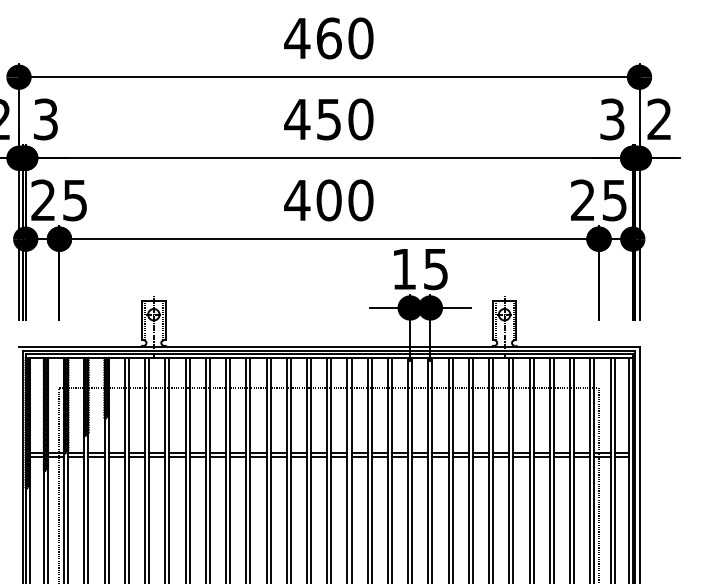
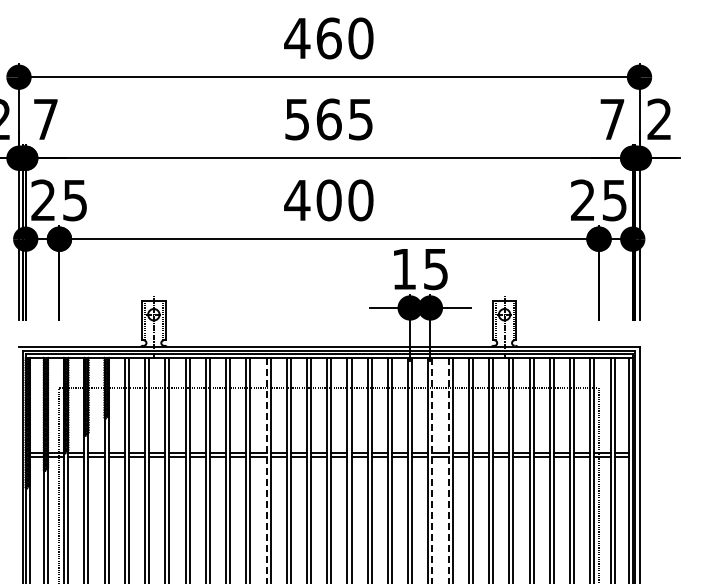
text: 3 -> 7 (45, 119)
text: 450 -> 565 (328, 119)
text: 3 -> 7 (612, 119)
line: solid -> dashed (266, 470)
line: solid -> dashed (432, 470)
line: solid -> dashed (448, 470)
